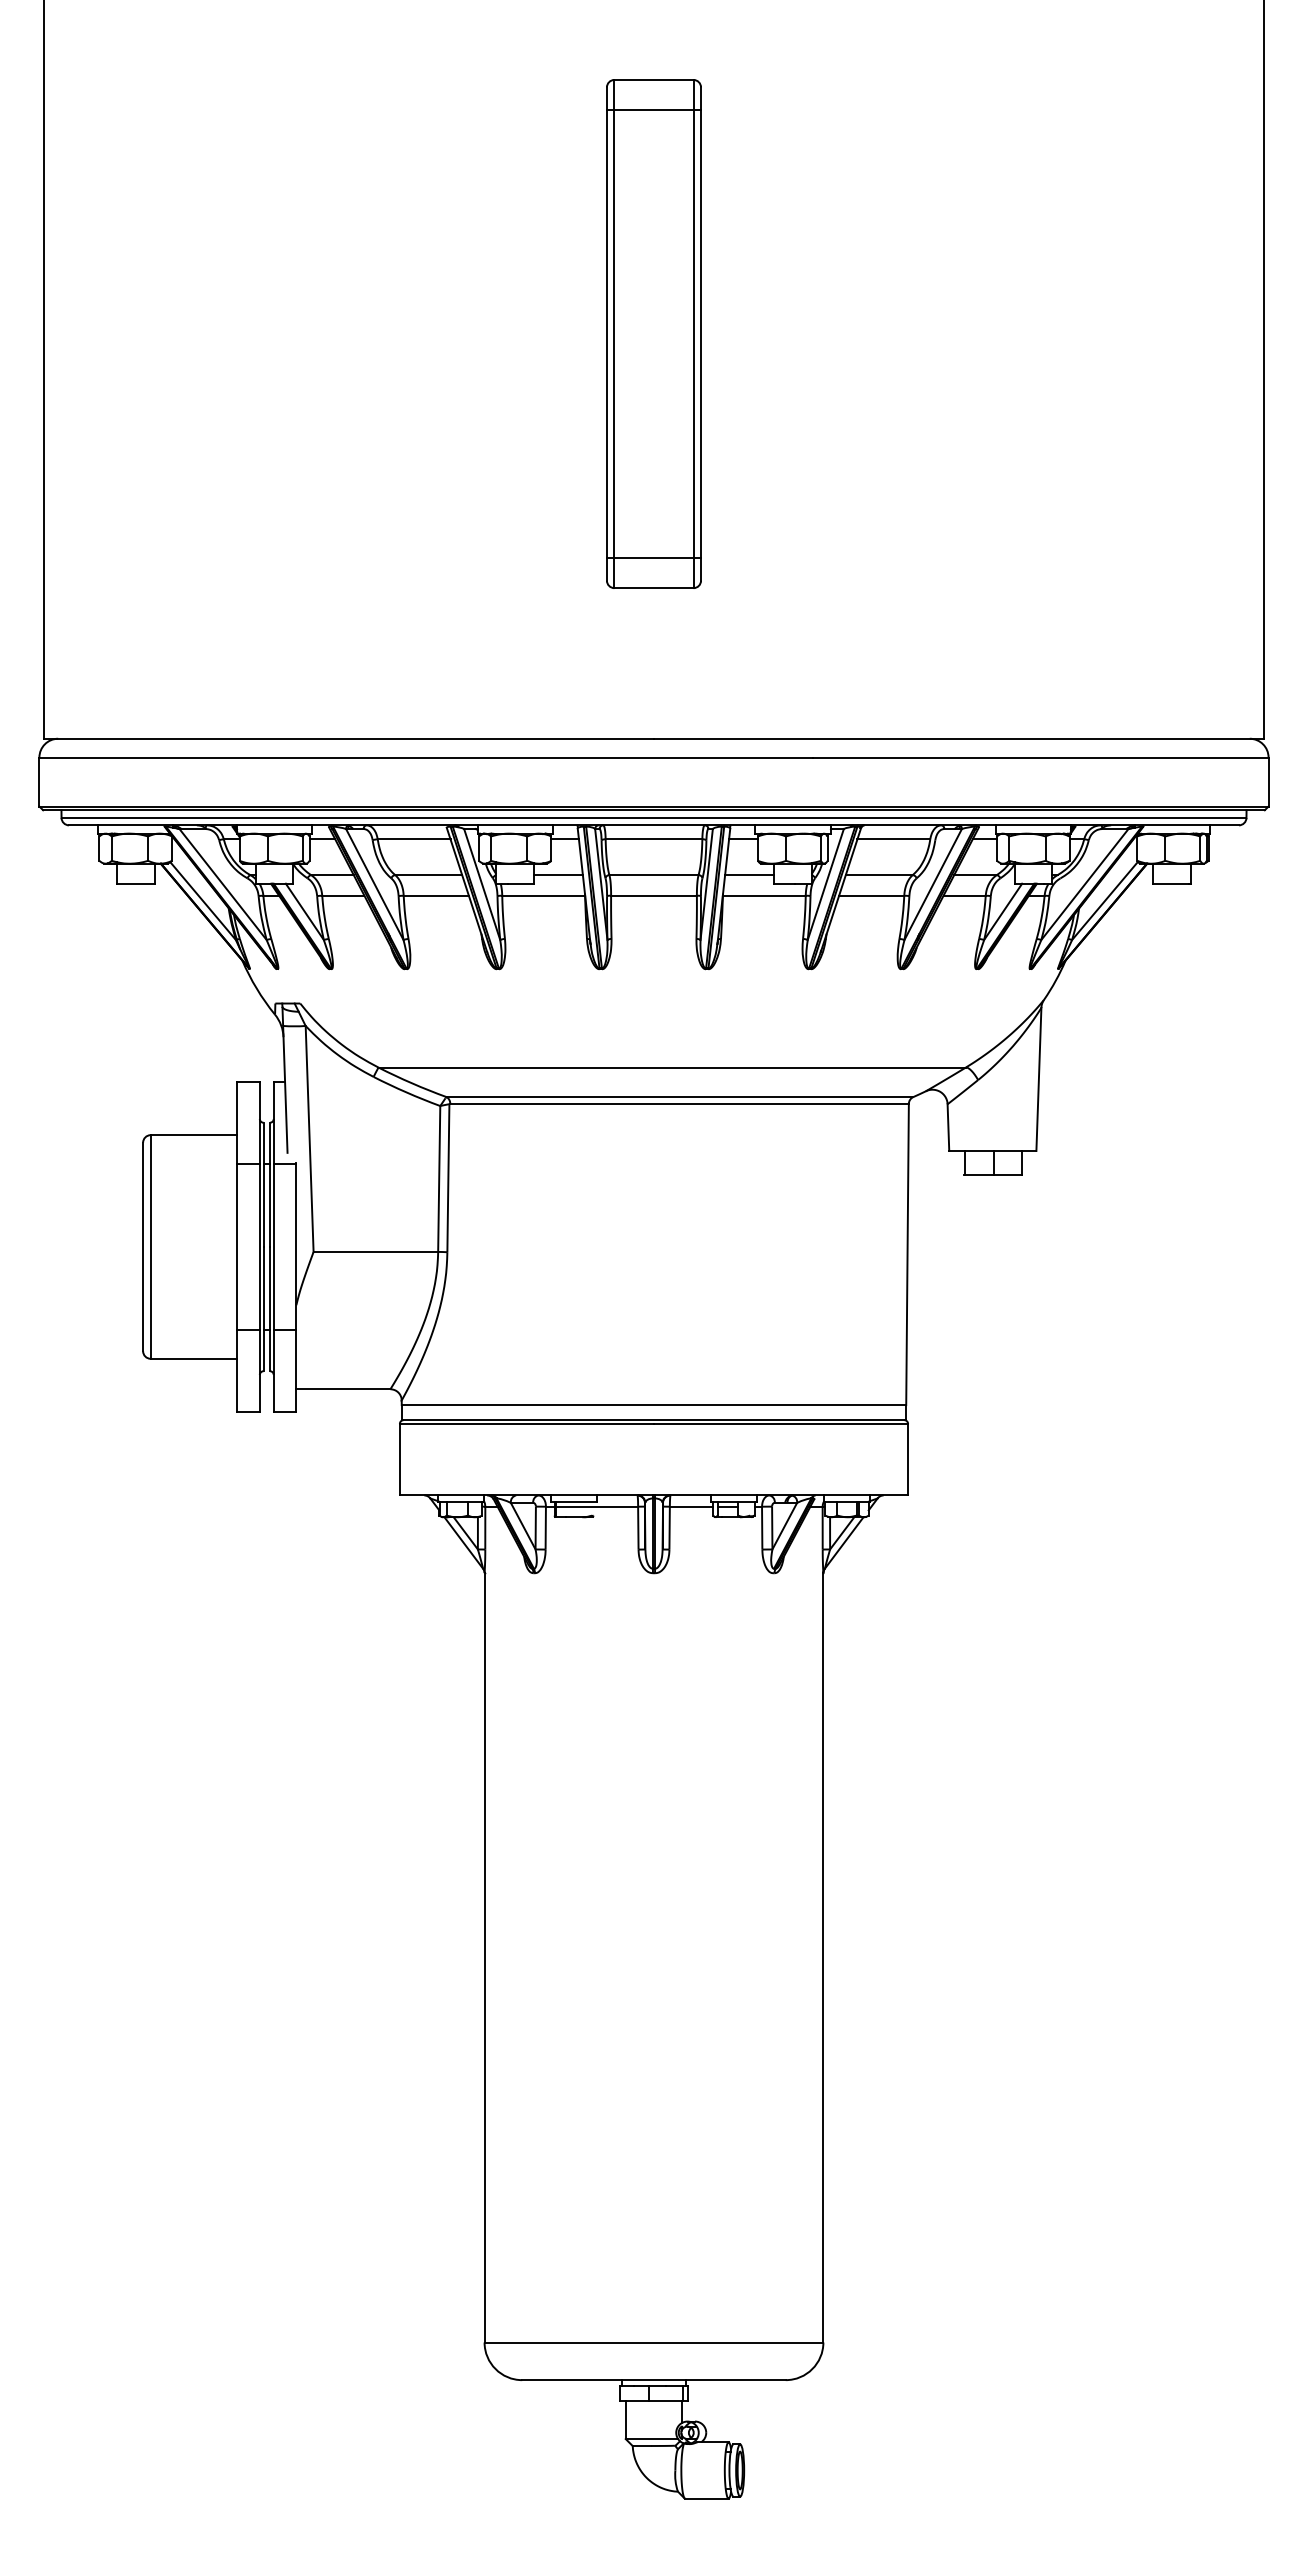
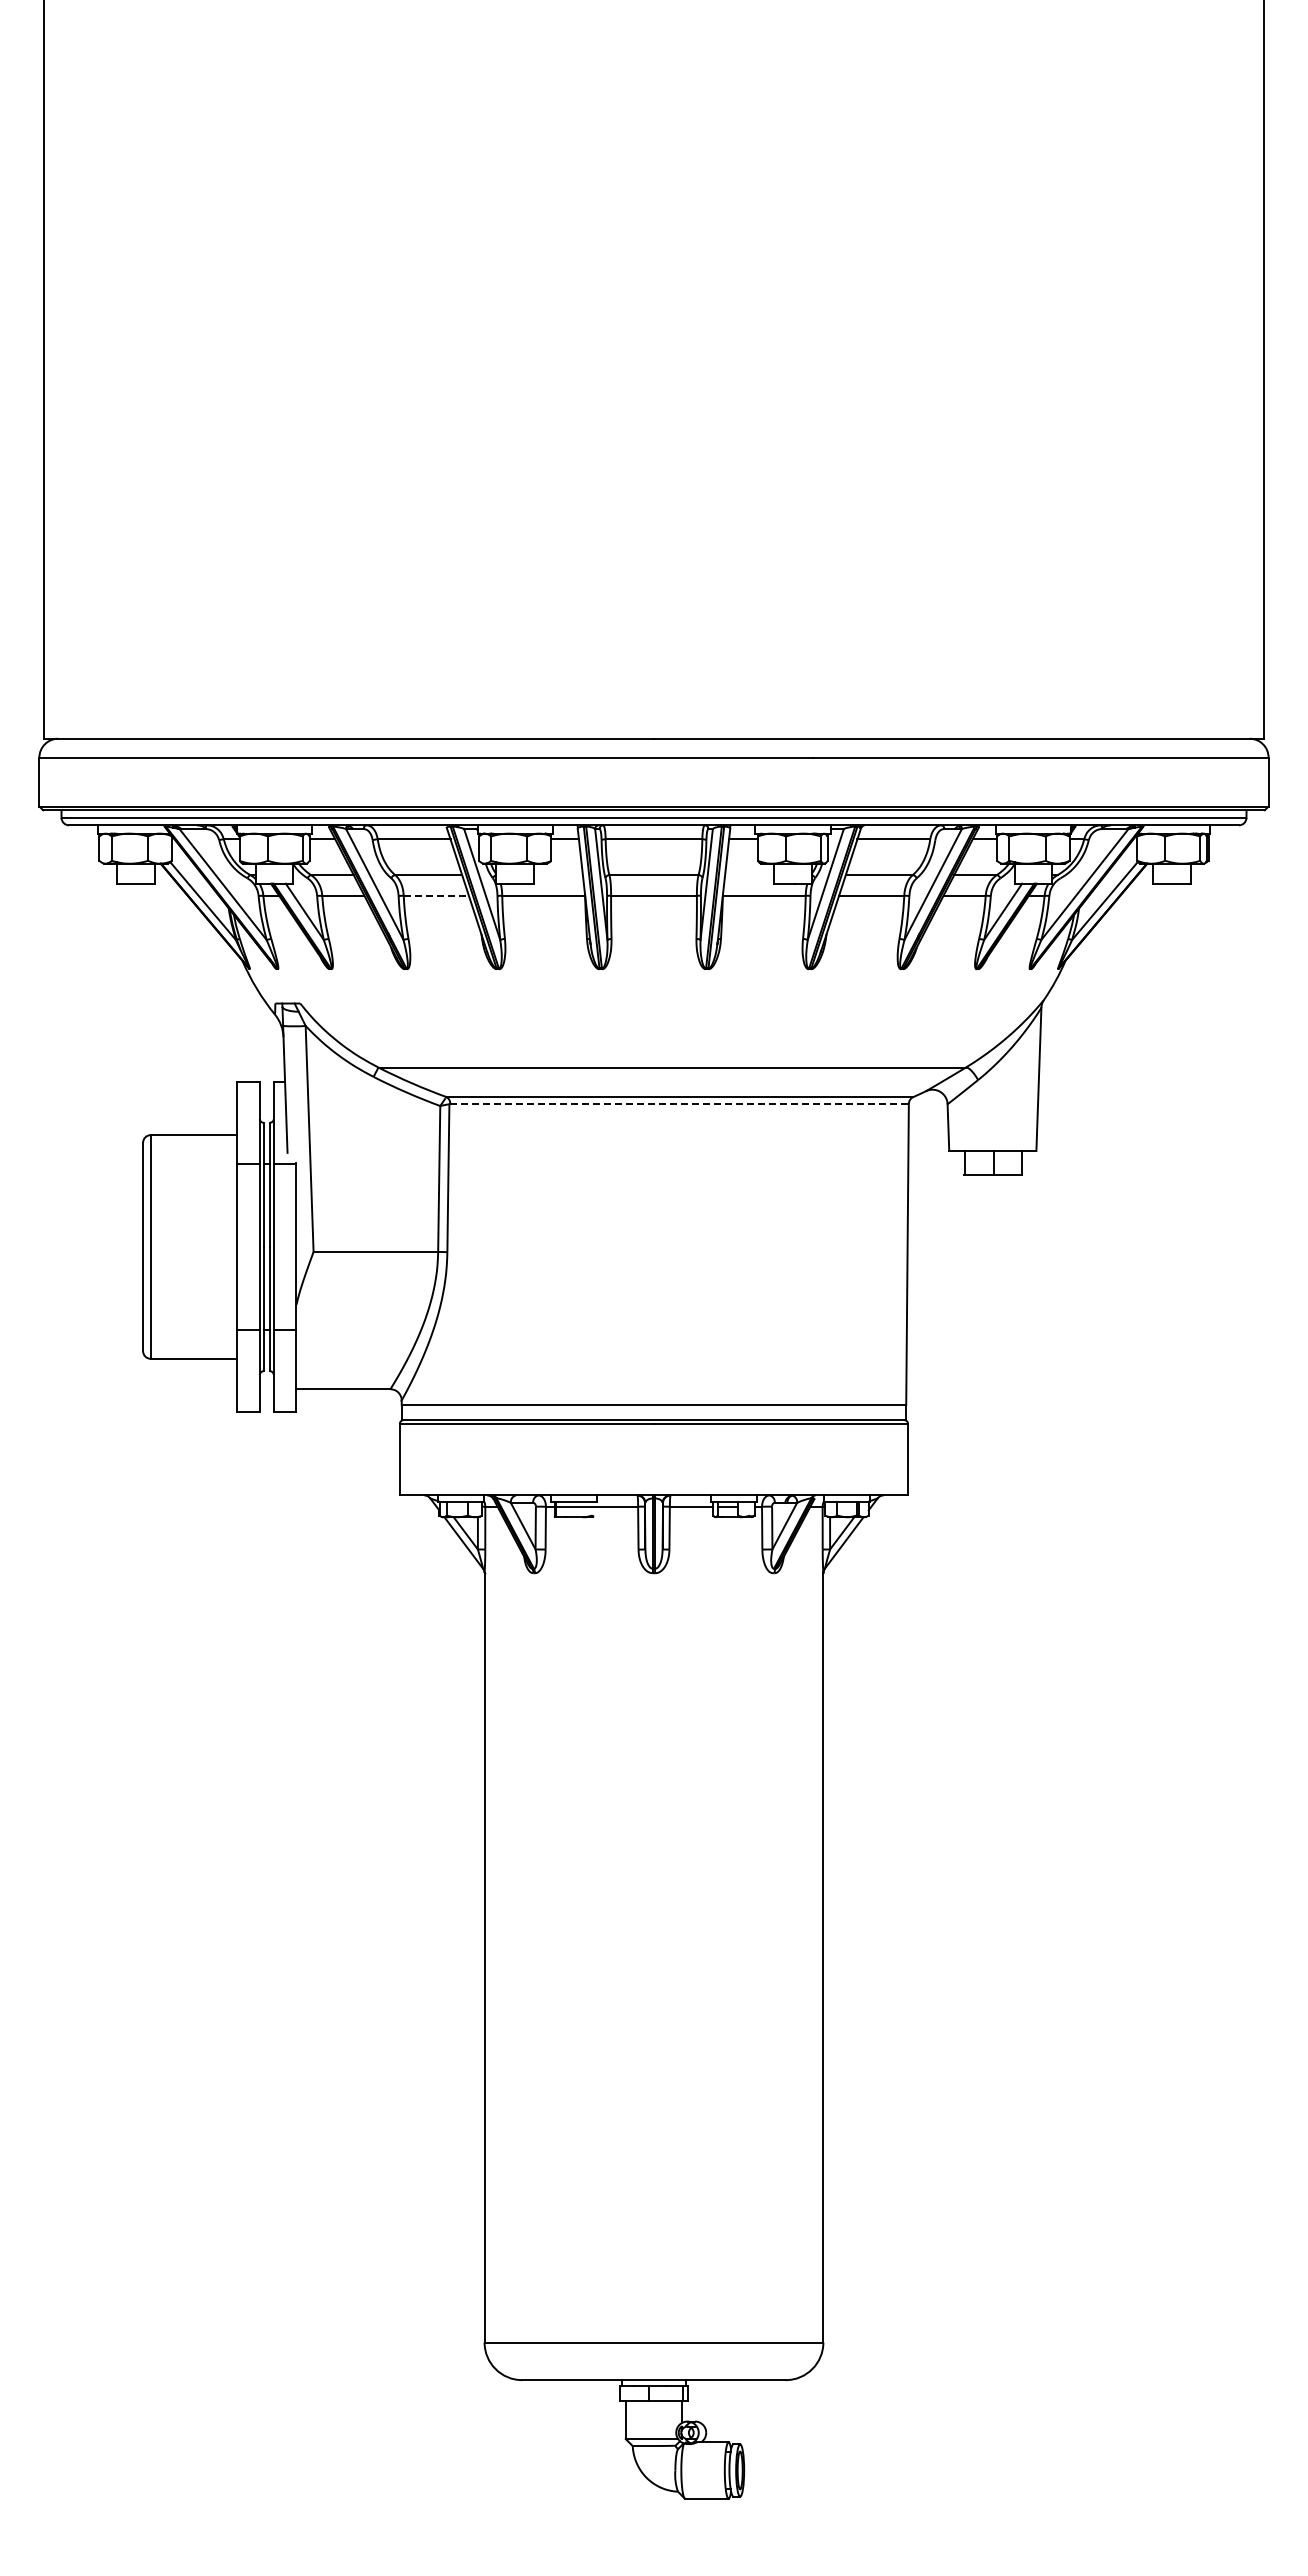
part: present -> none (653, 333)
line: present -> none (558, 875)
line: present -> none (749, 875)
line: solid -> dashed (436, 895)
line: solid -> dashed (680, 1103)
